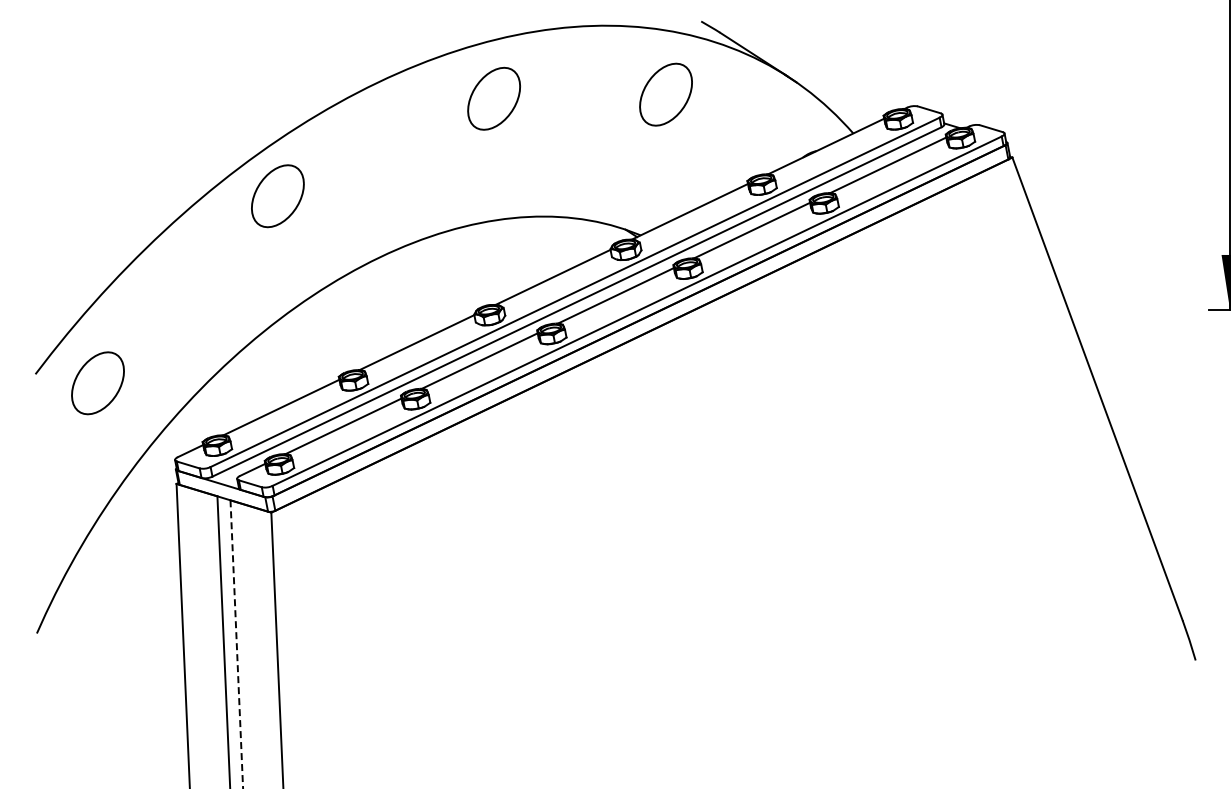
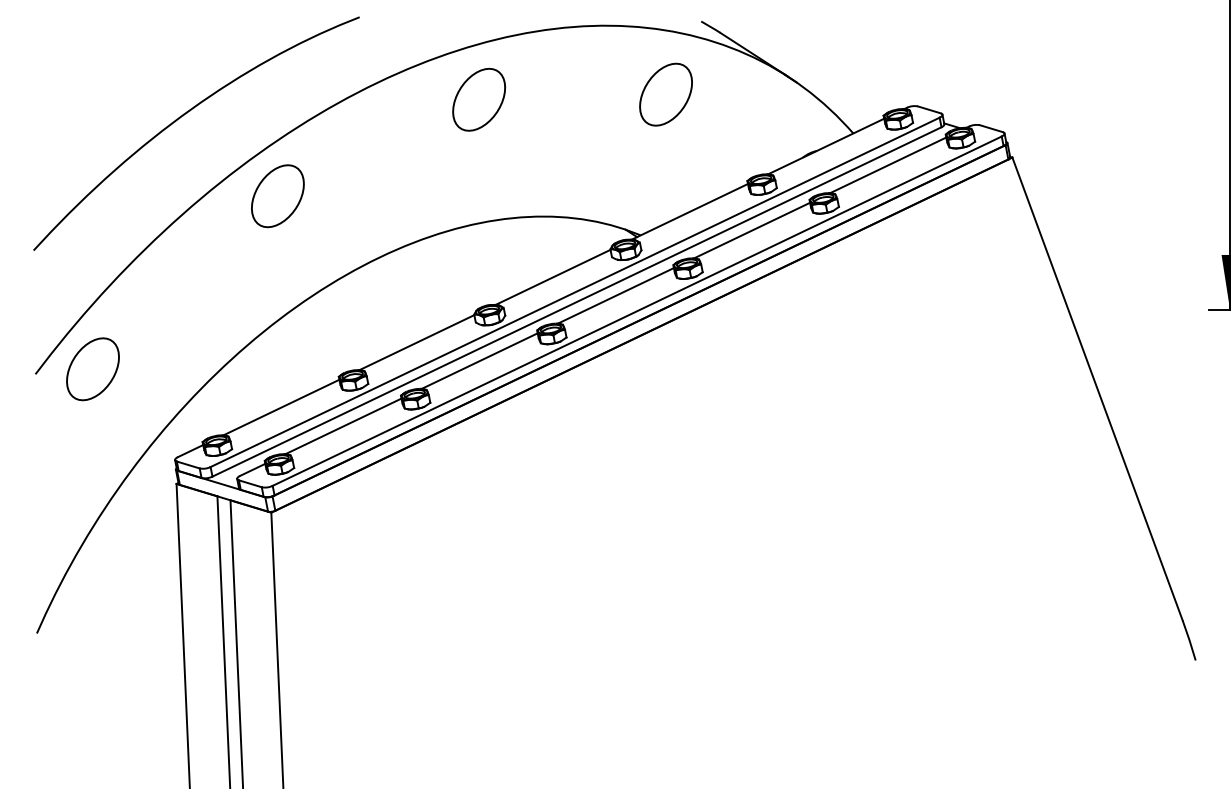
part position: (493, 98) -> (478, 99) (478, 99)
curve: none -> present (183, 116)
part position: (97, 383) -> (92, 369) (92, 369)
line: dashed -> solid (236, 645)
